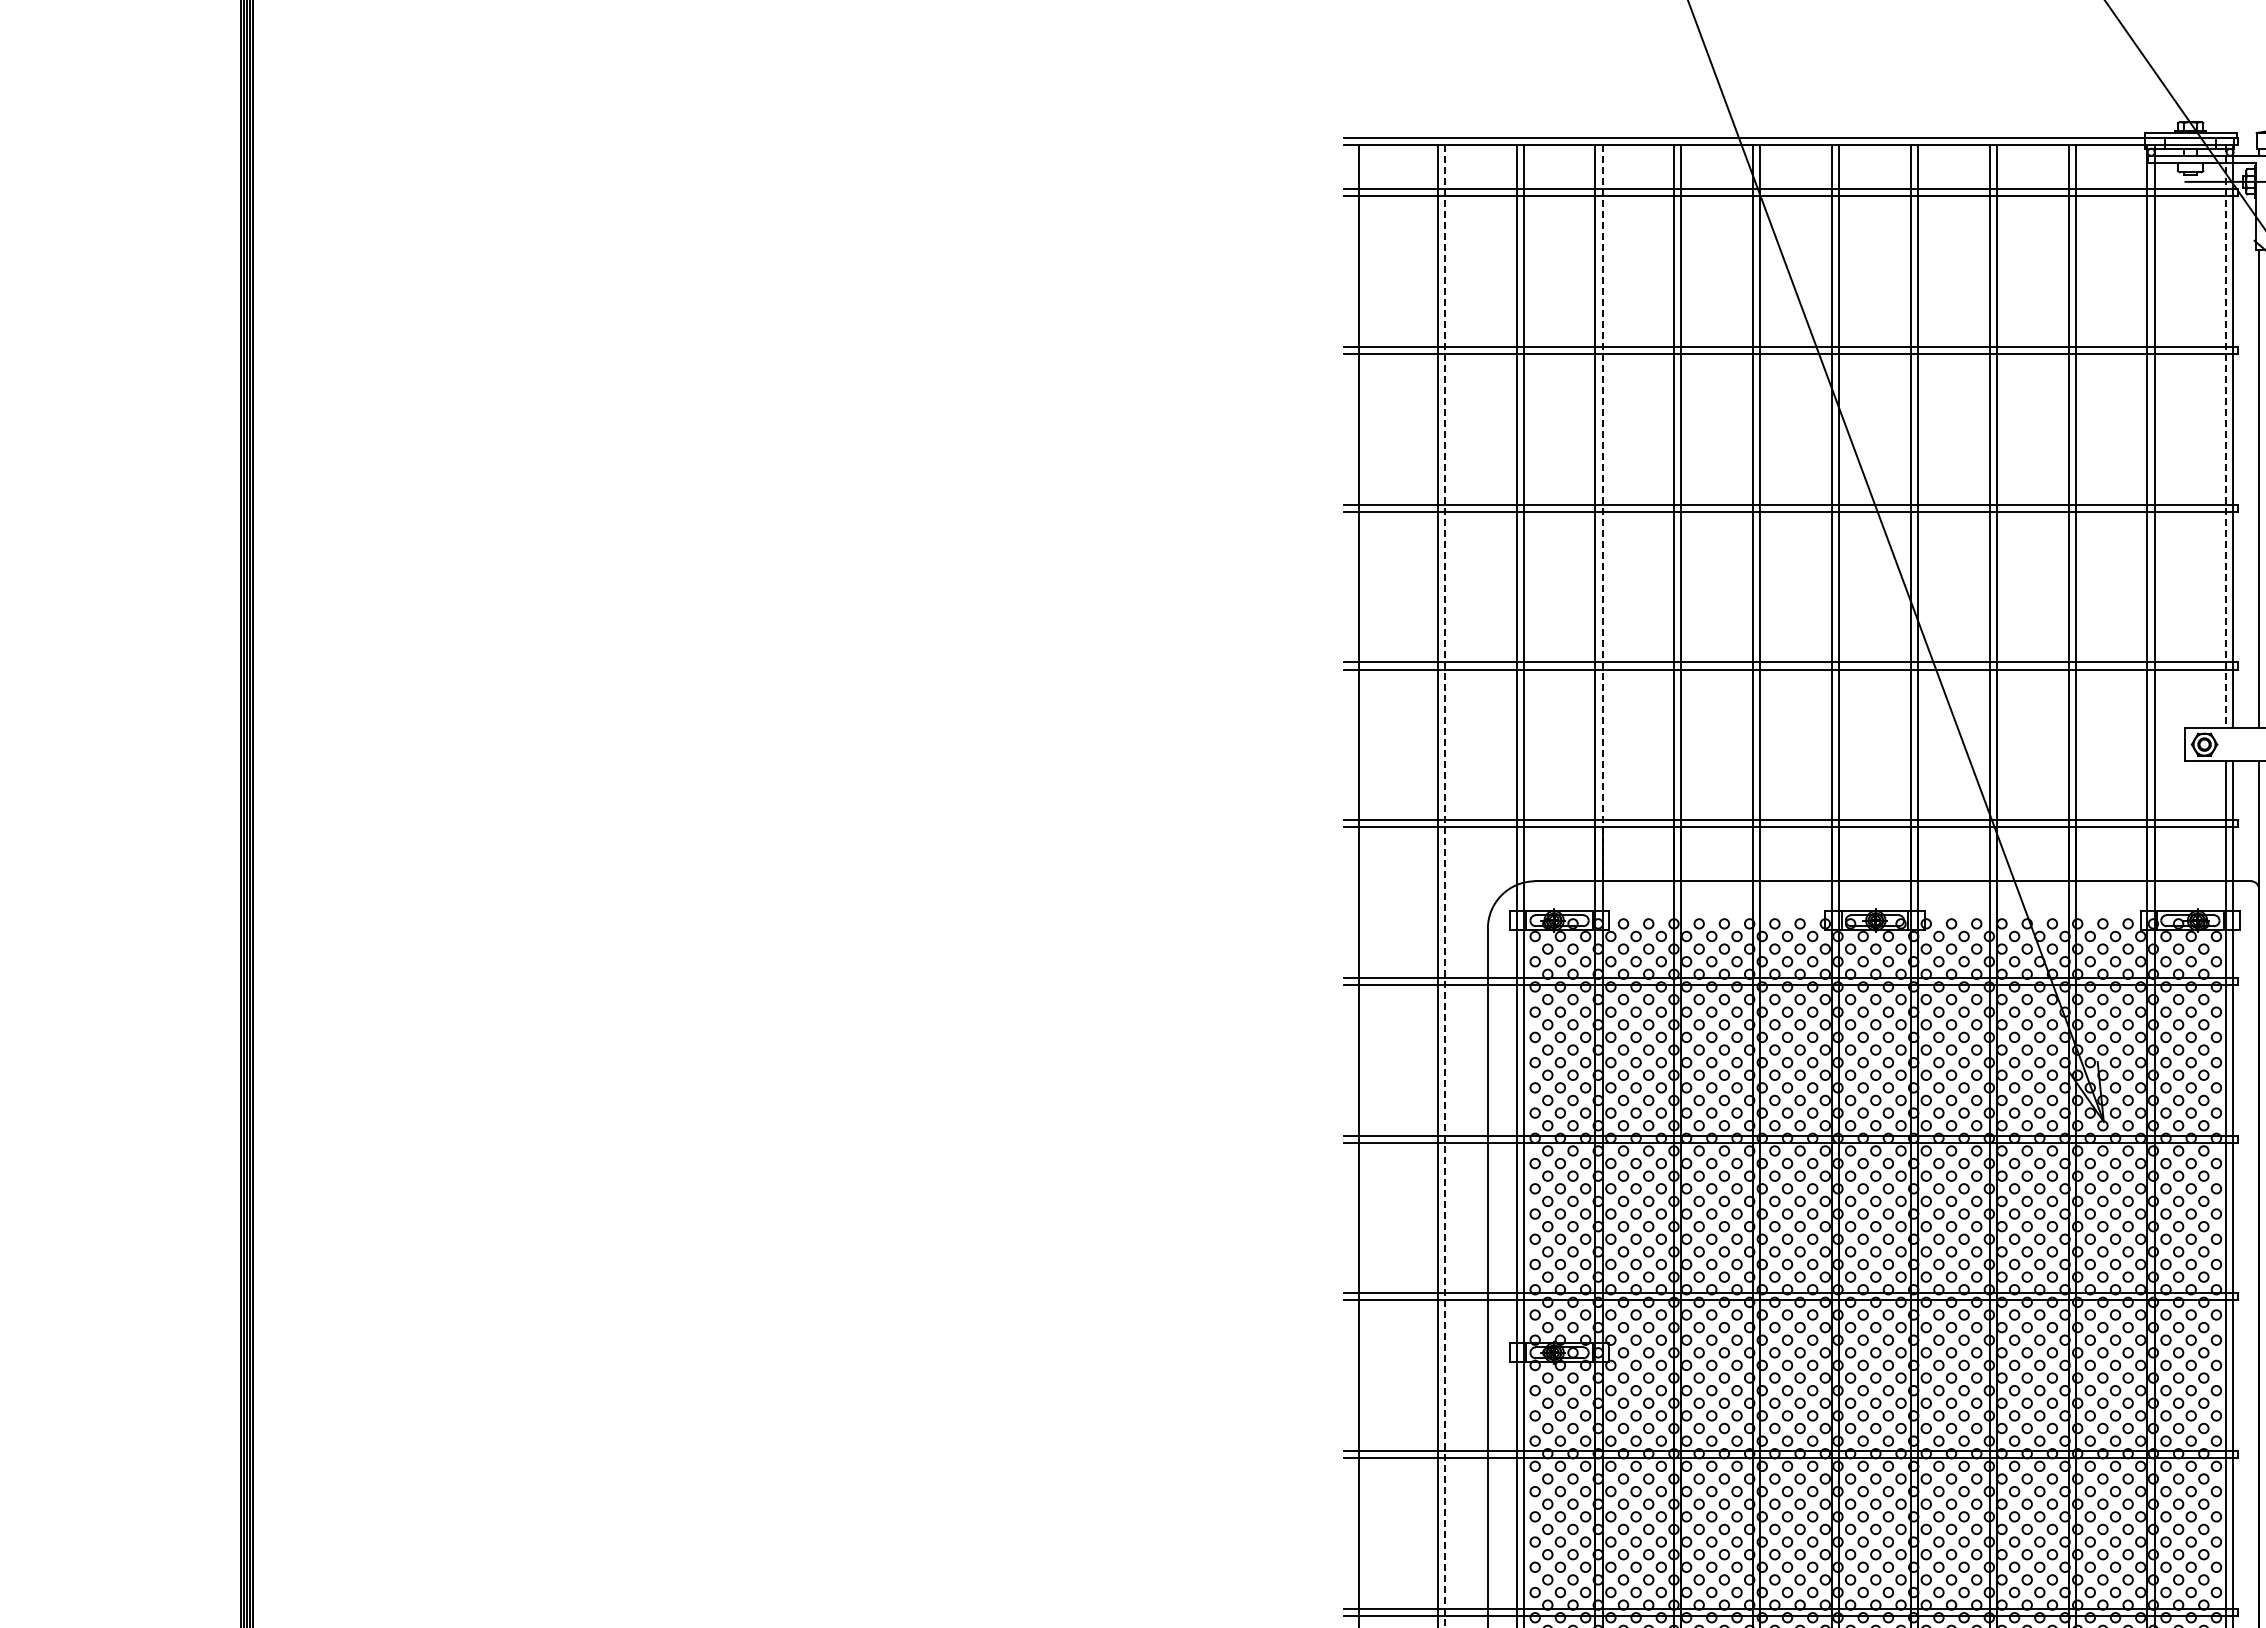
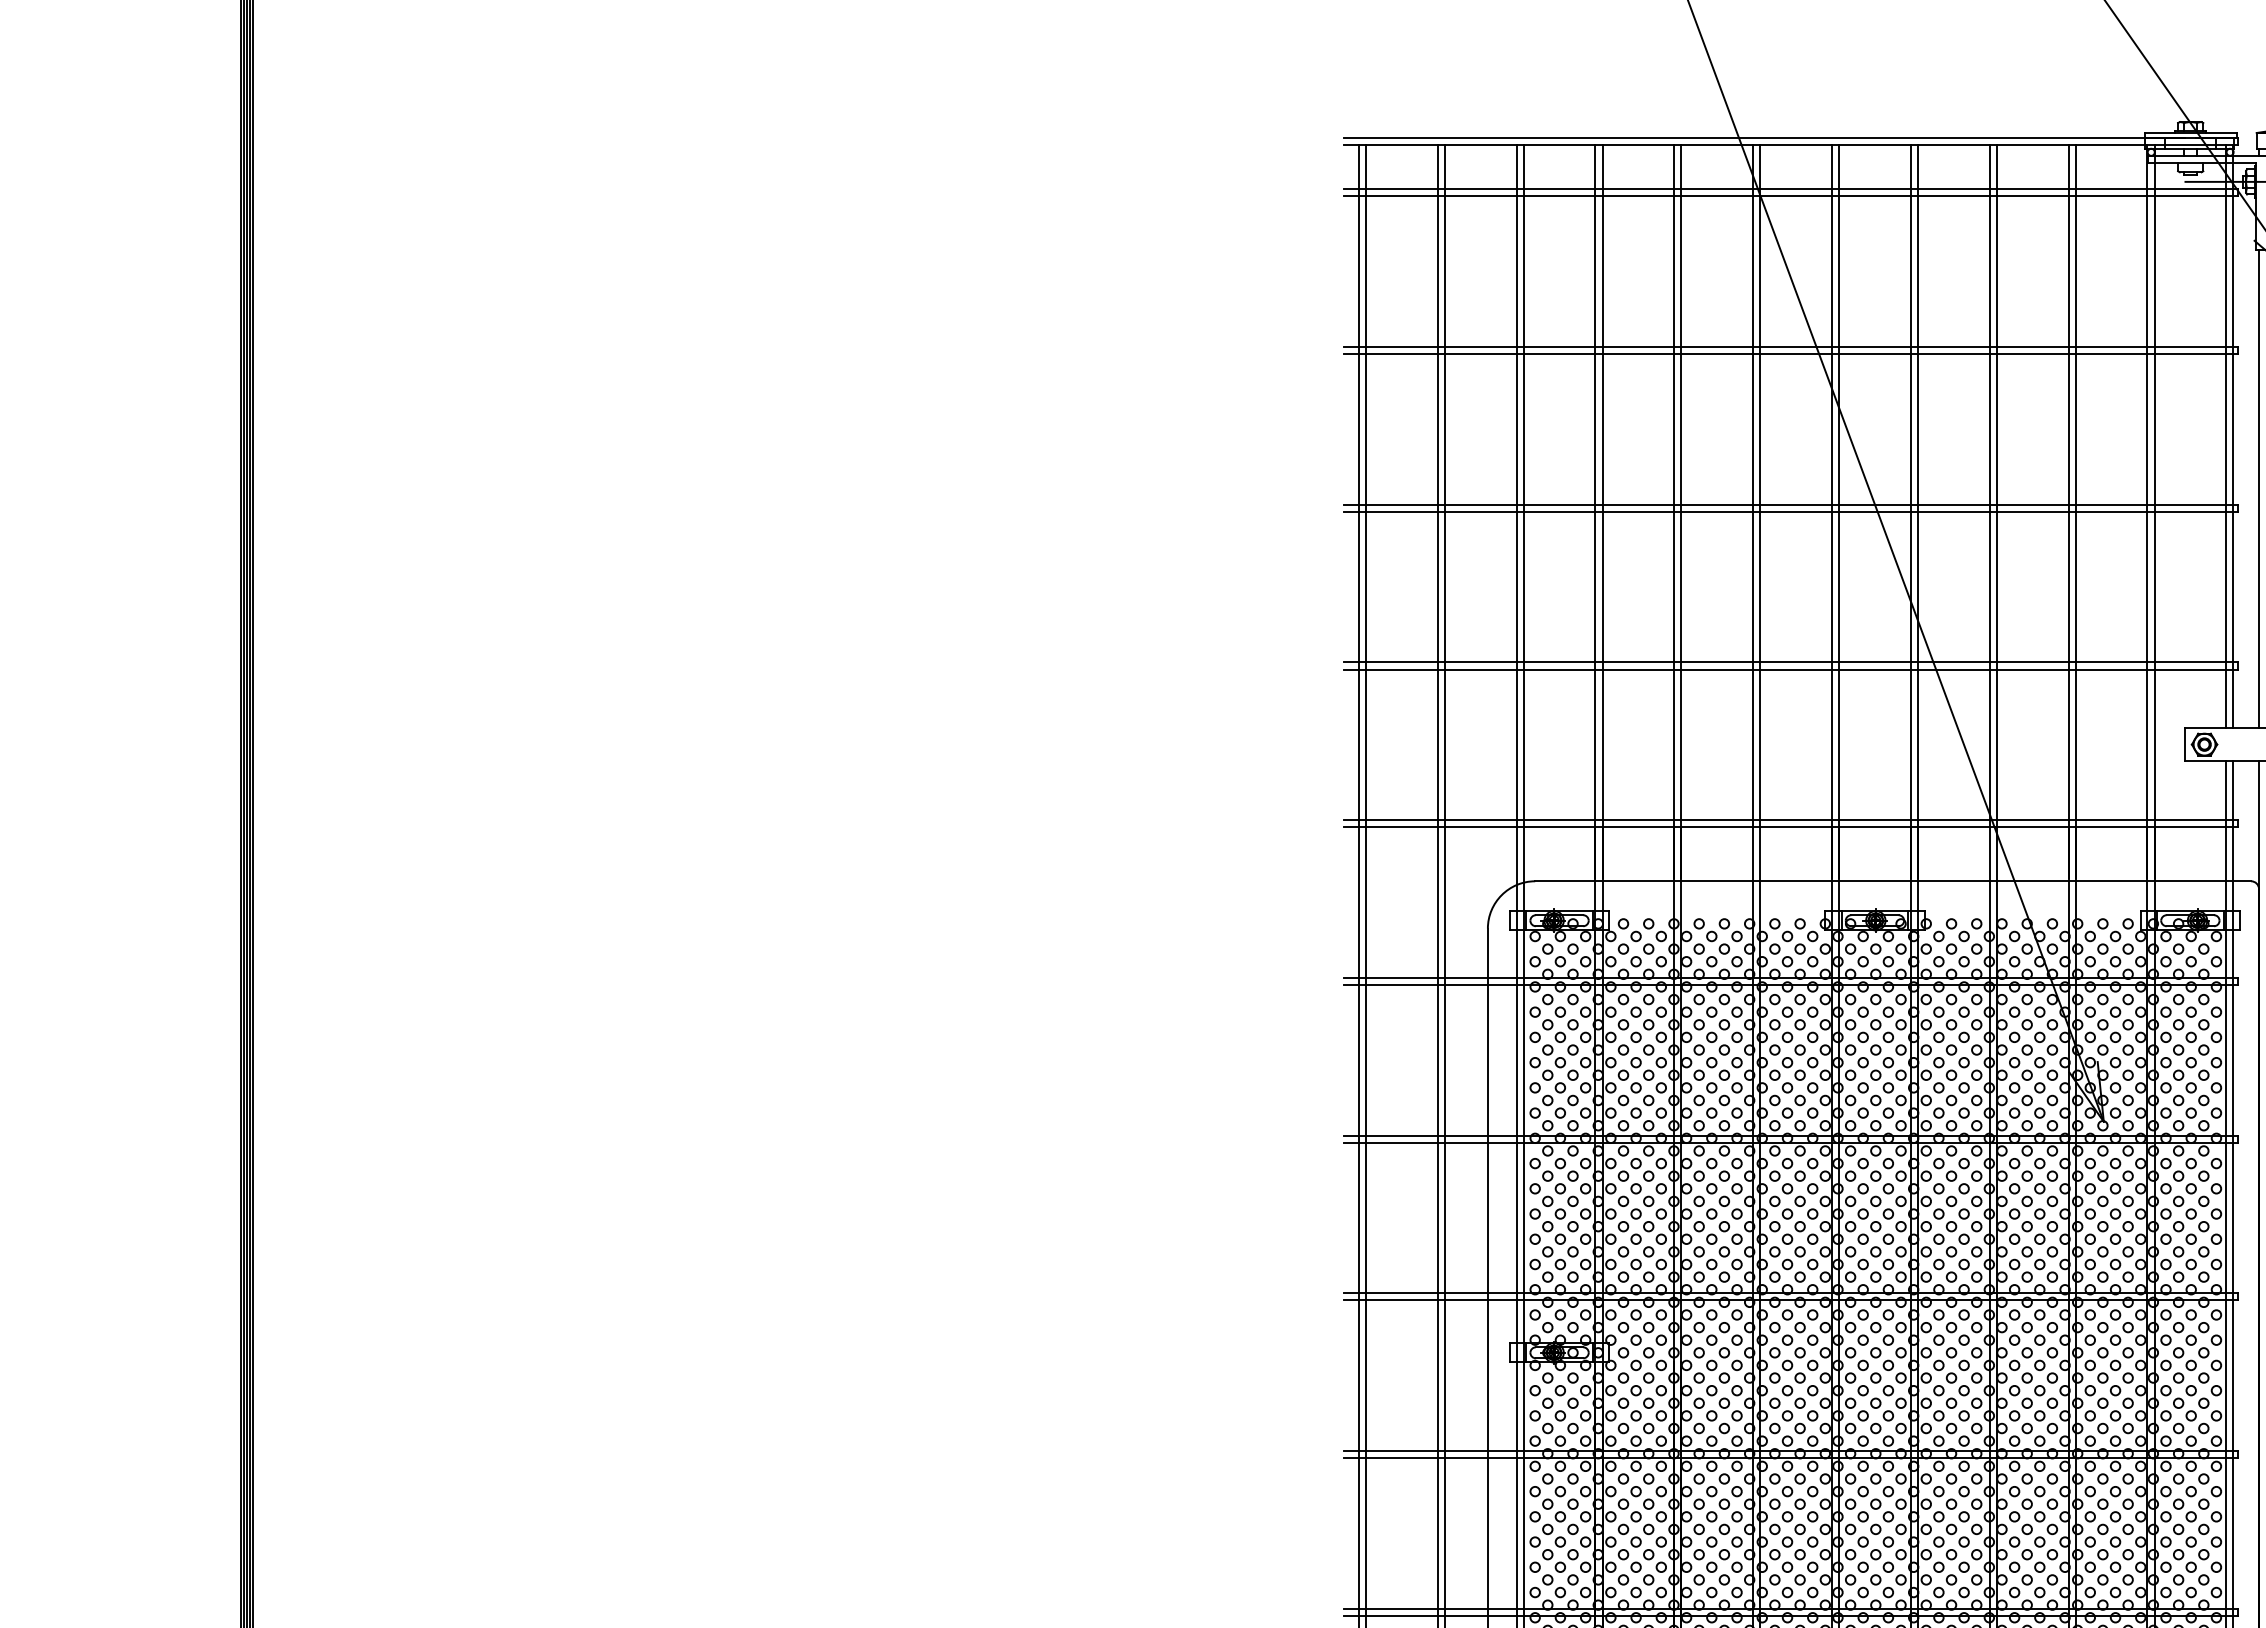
line: dashed -> solid (2226, 436)
line: dashed -> solid (1602, 511)
line: none -> present (1365, 884)
line: dashed -> solid (1444, 886)
